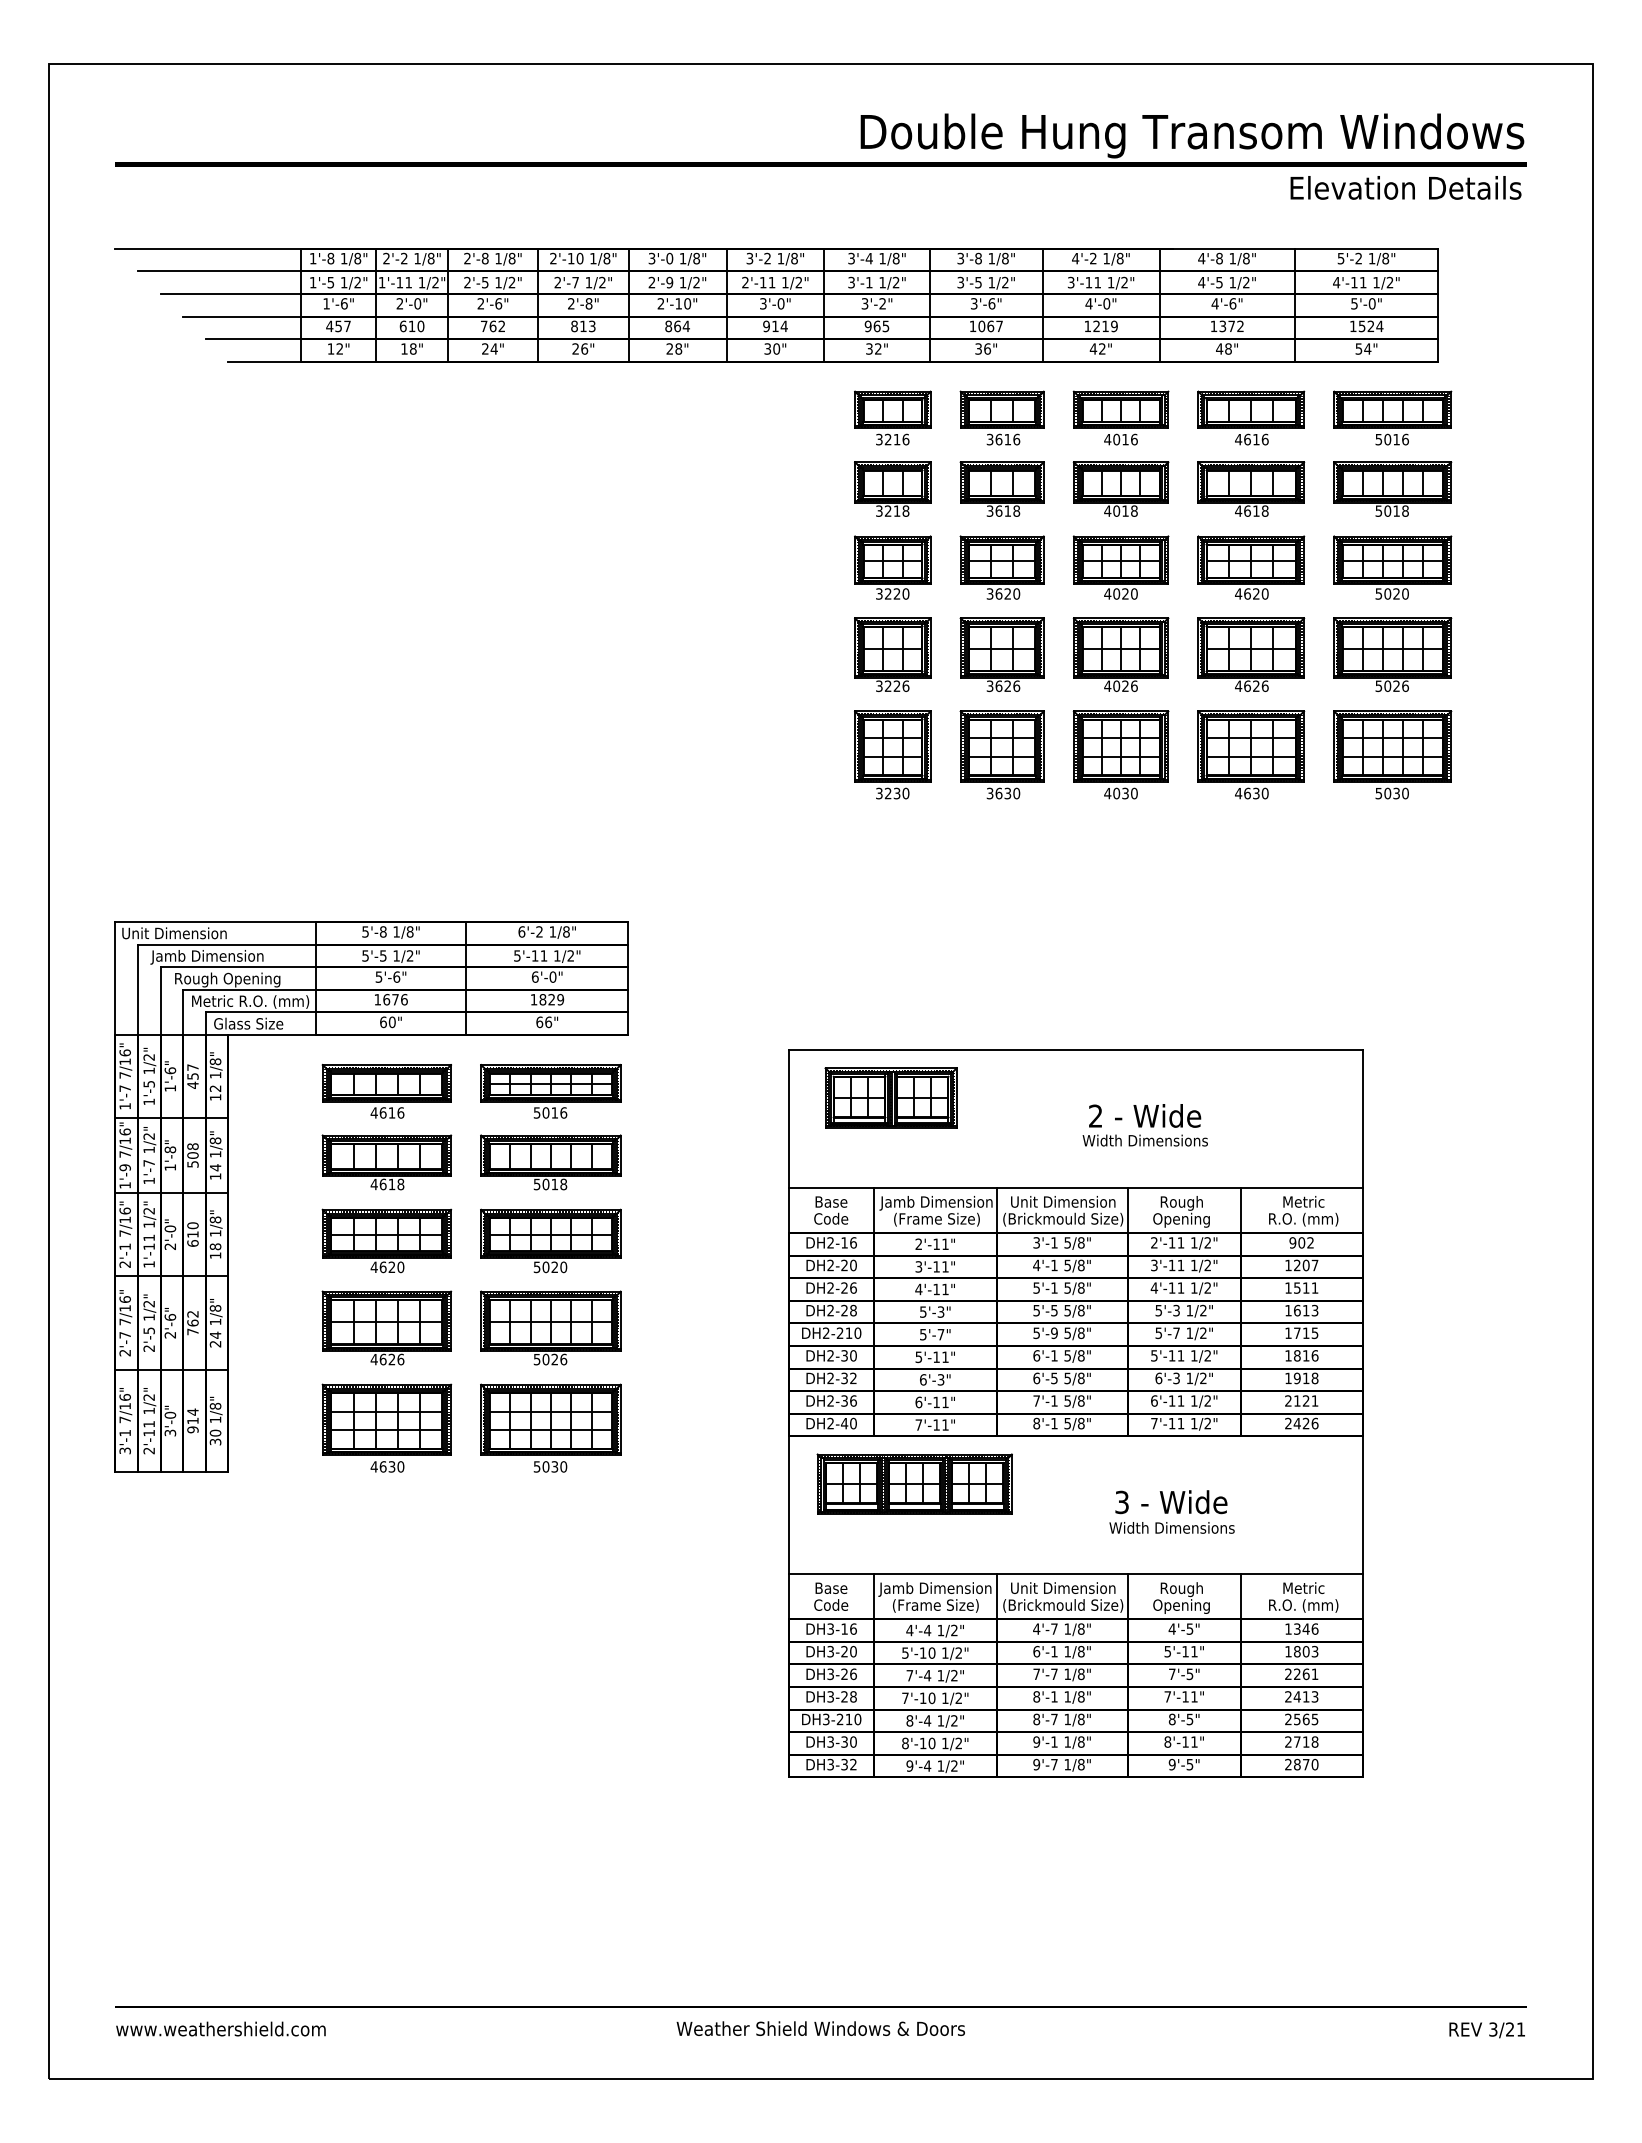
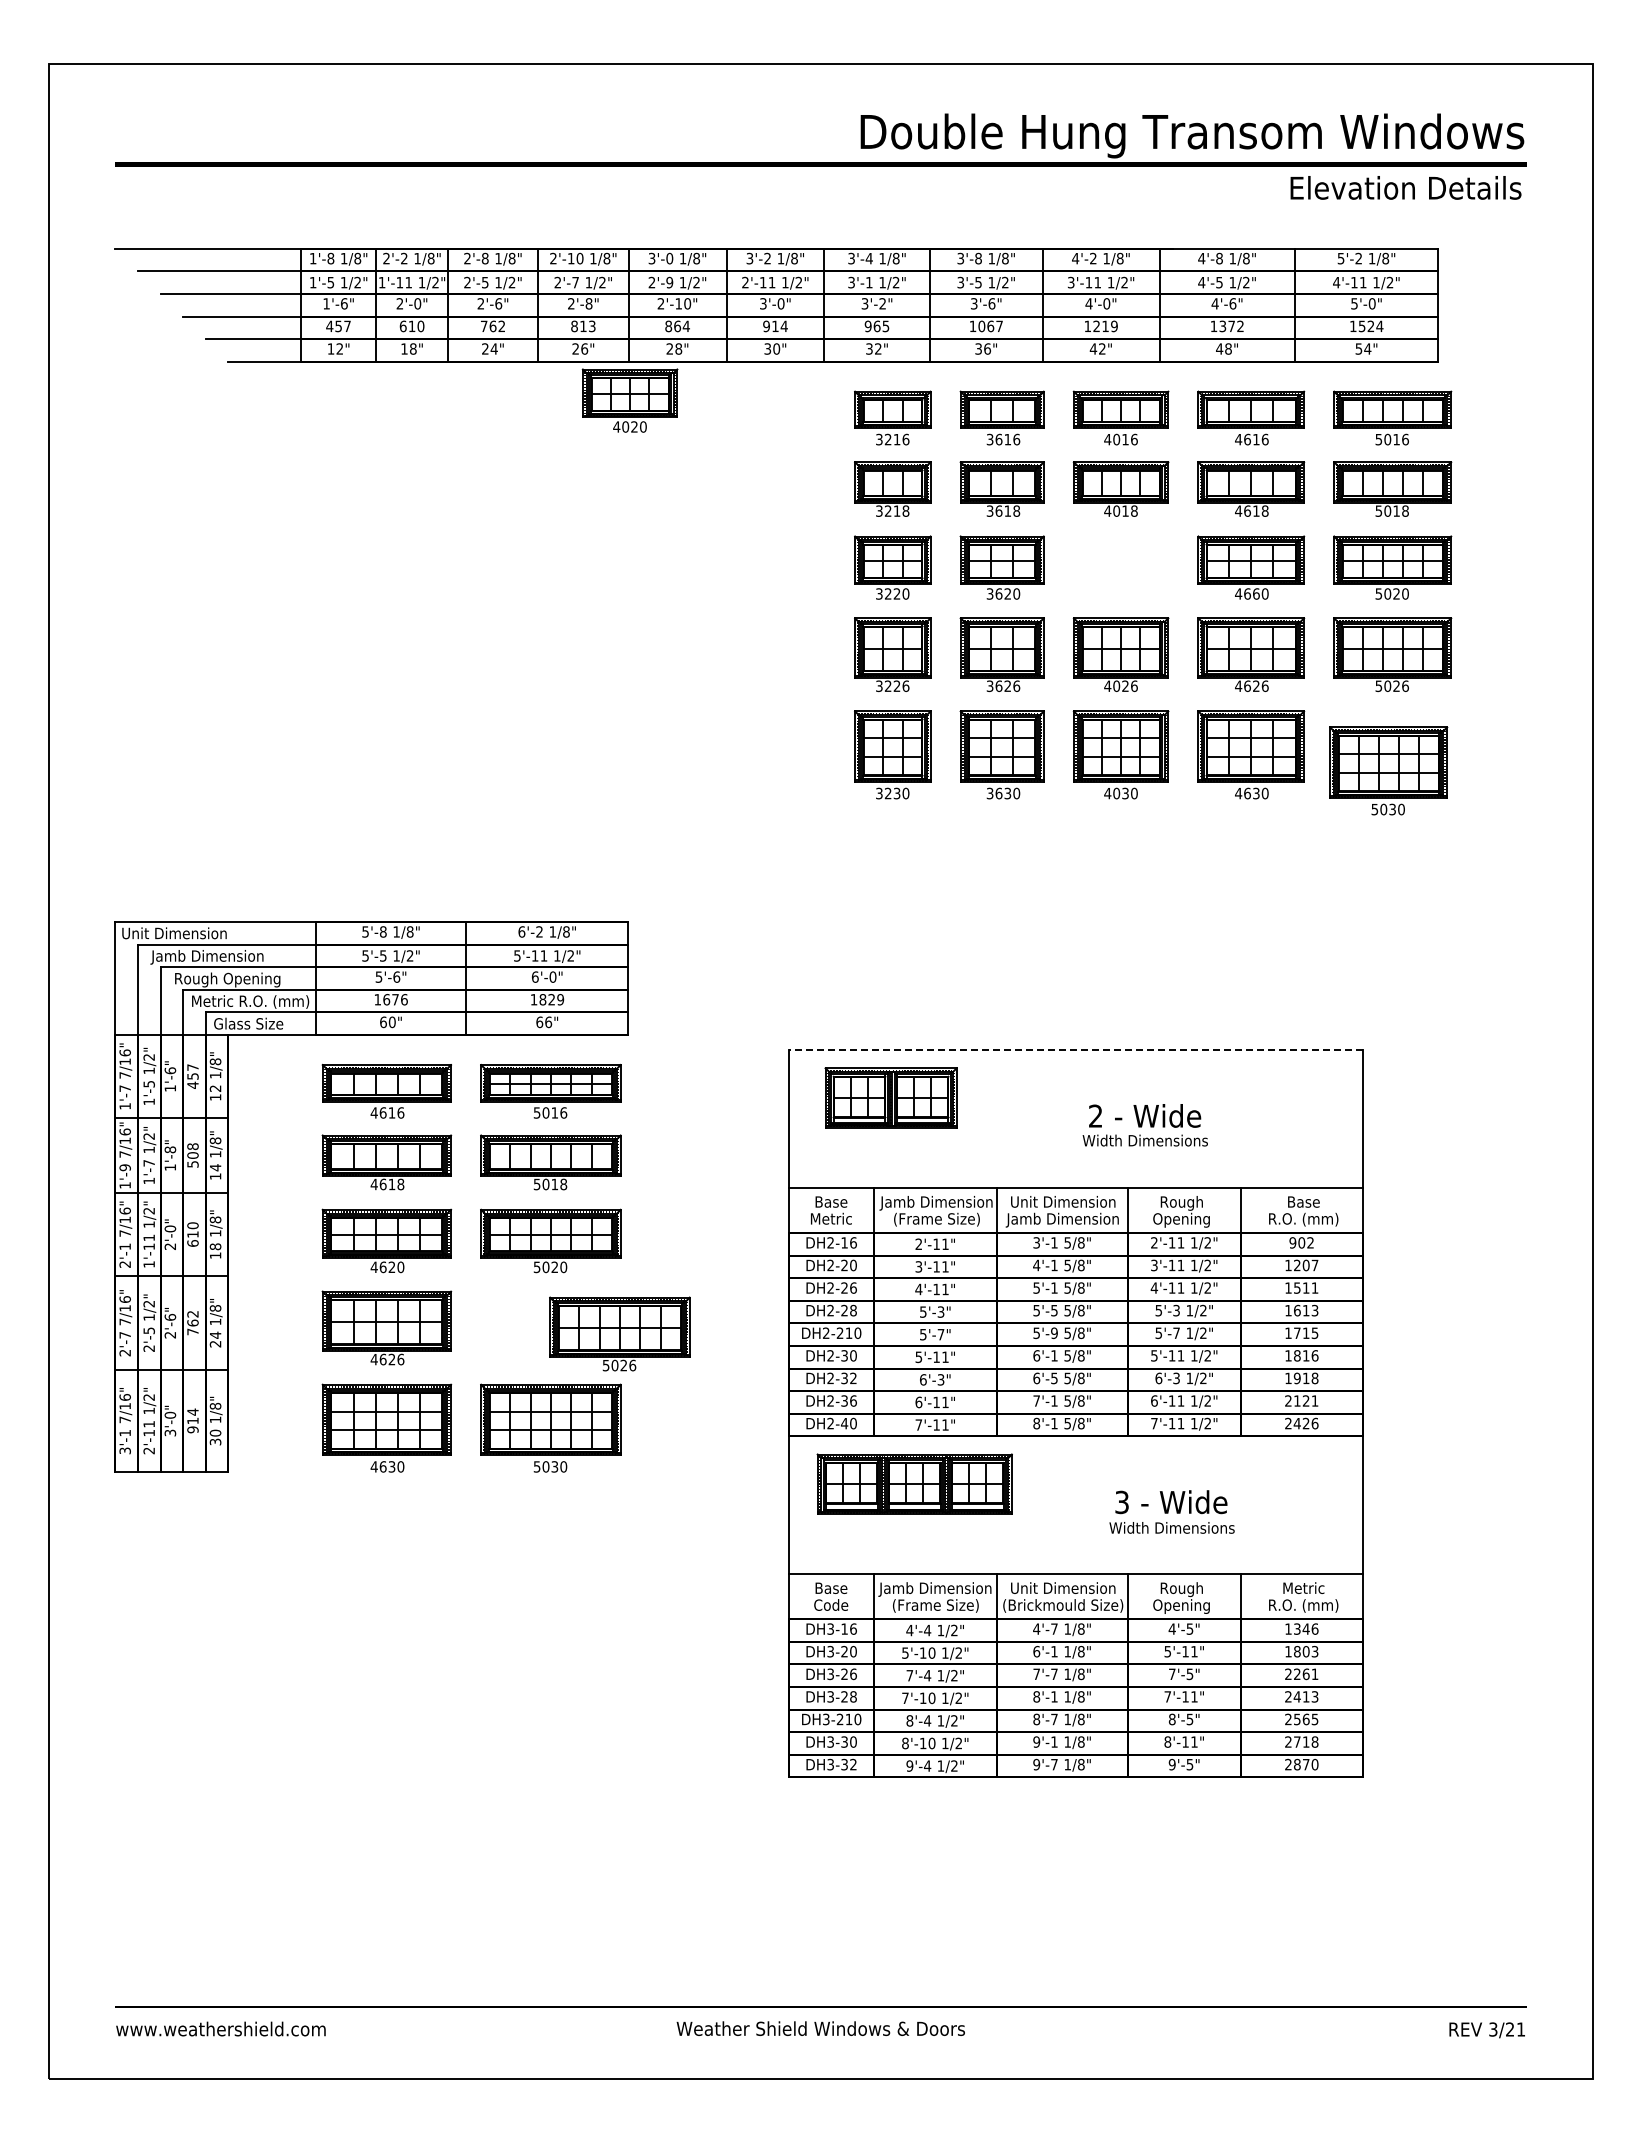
part position: (1120, 567) -> (629, 400) (629, 400)
text: 4620 -> 4660 (1256, 593)
part position: (1392, 754) -> (1388, 770) (1388, 770)
line: solid -> dashed (1075, 1050)
text: Metric -> Base (1303, 1201)
text: Code -> Metric (831, 1218)
text: (Brickmould Size) -> Jamb Dimension (1063, 1219)
part position: (550, 1327) -> (619, 1333) (619, 1333)
